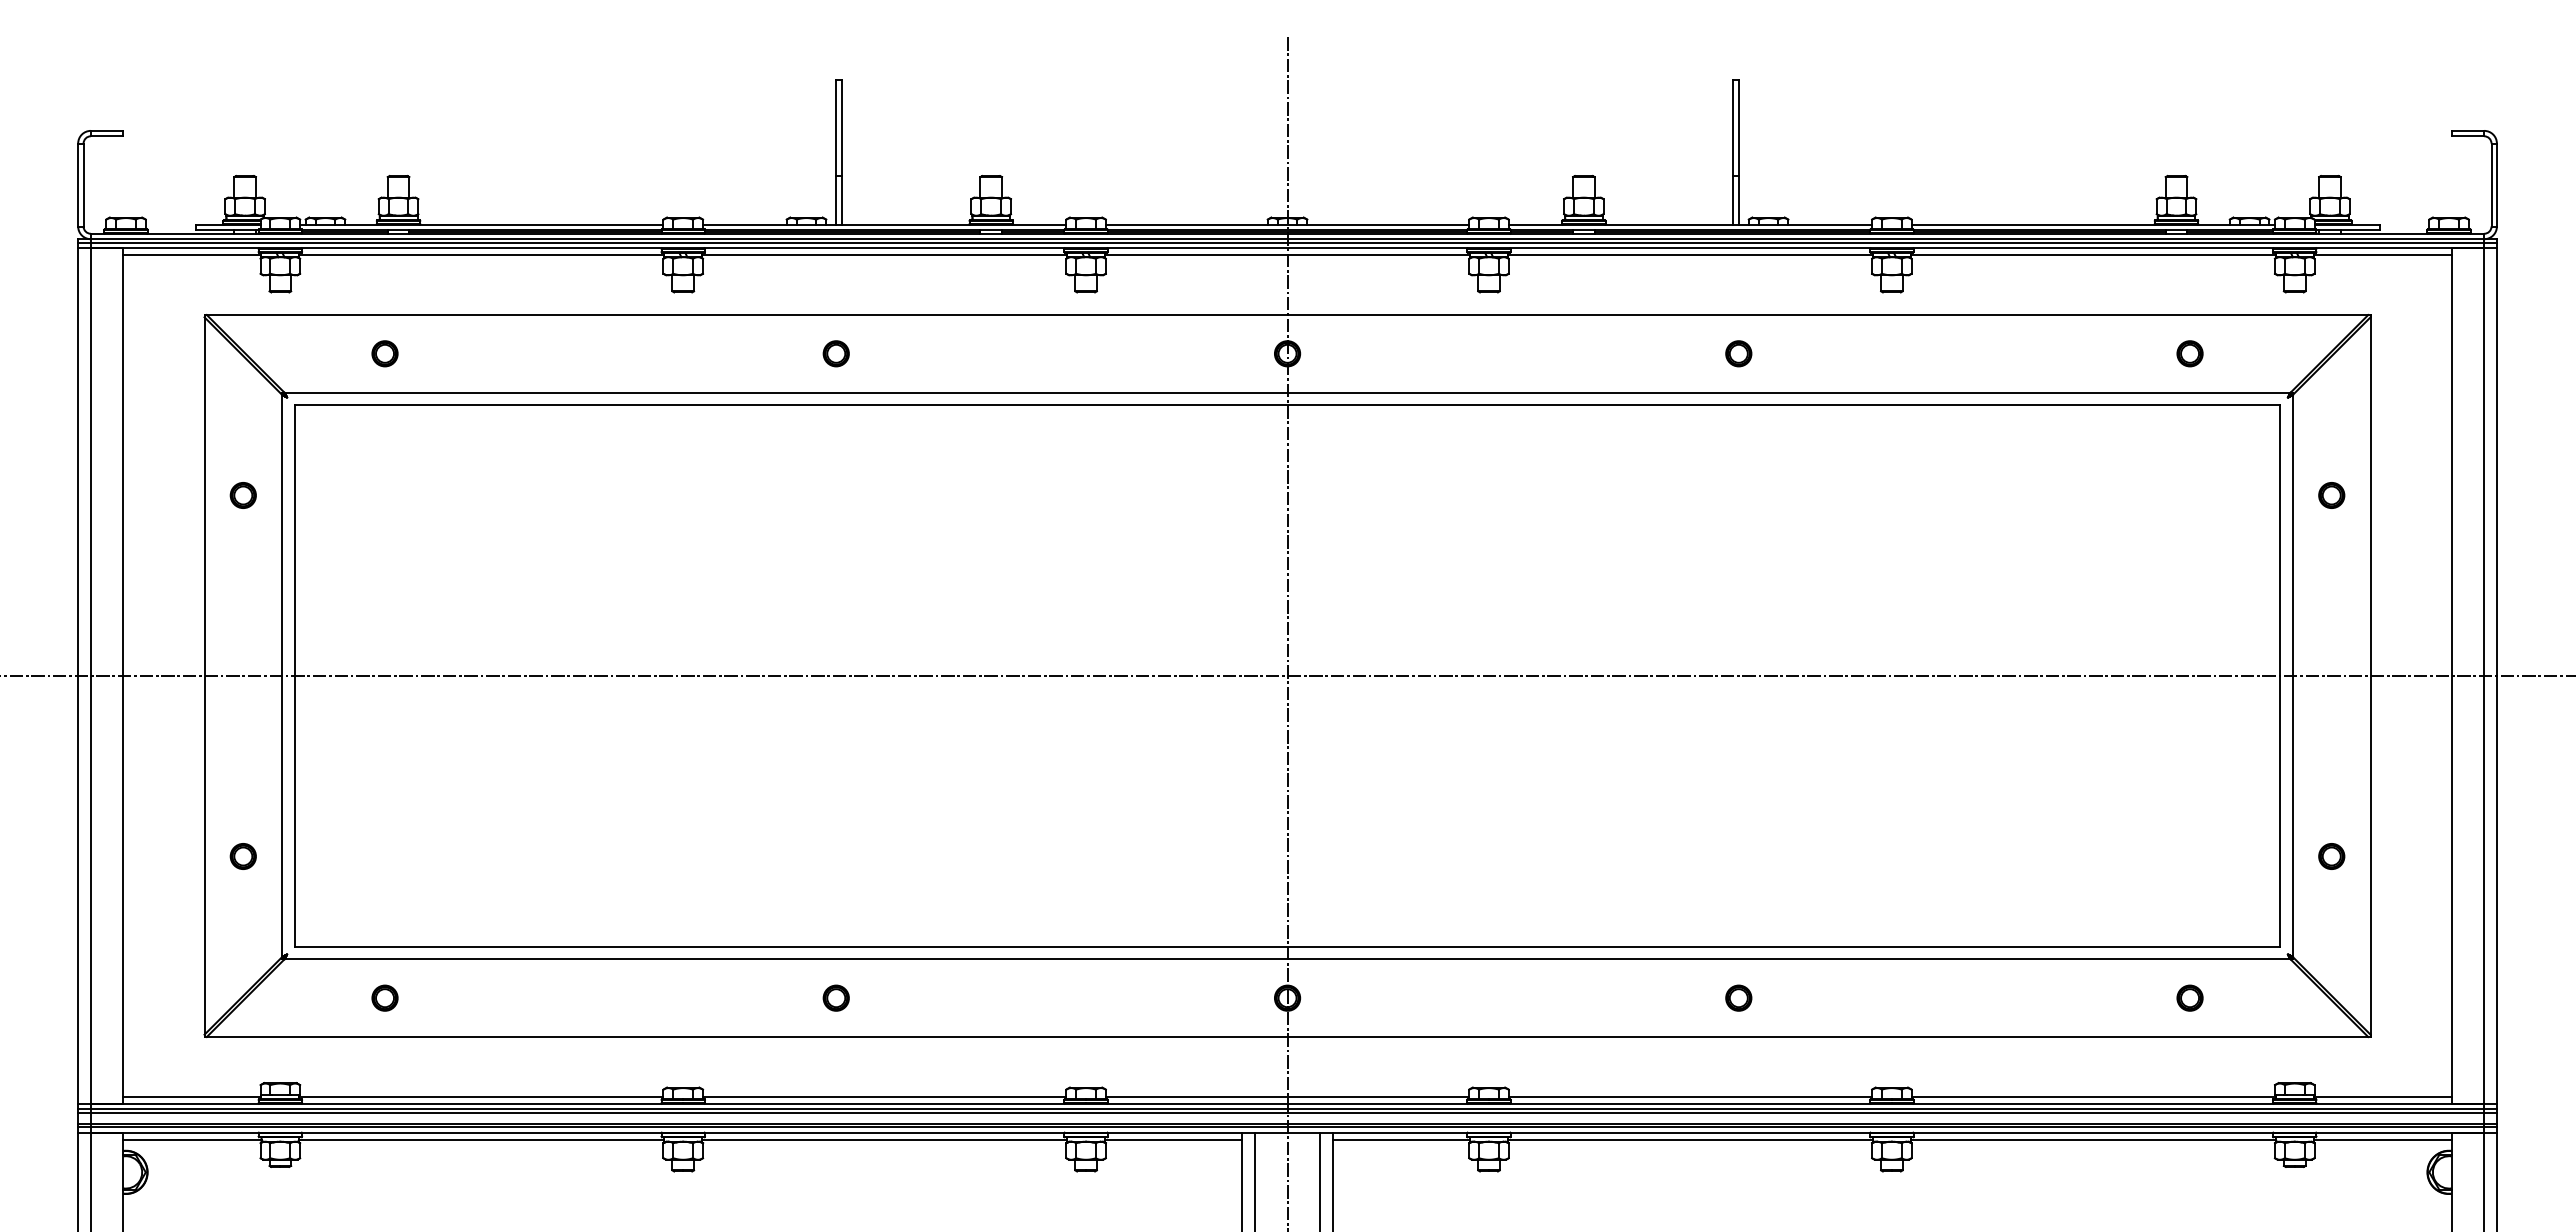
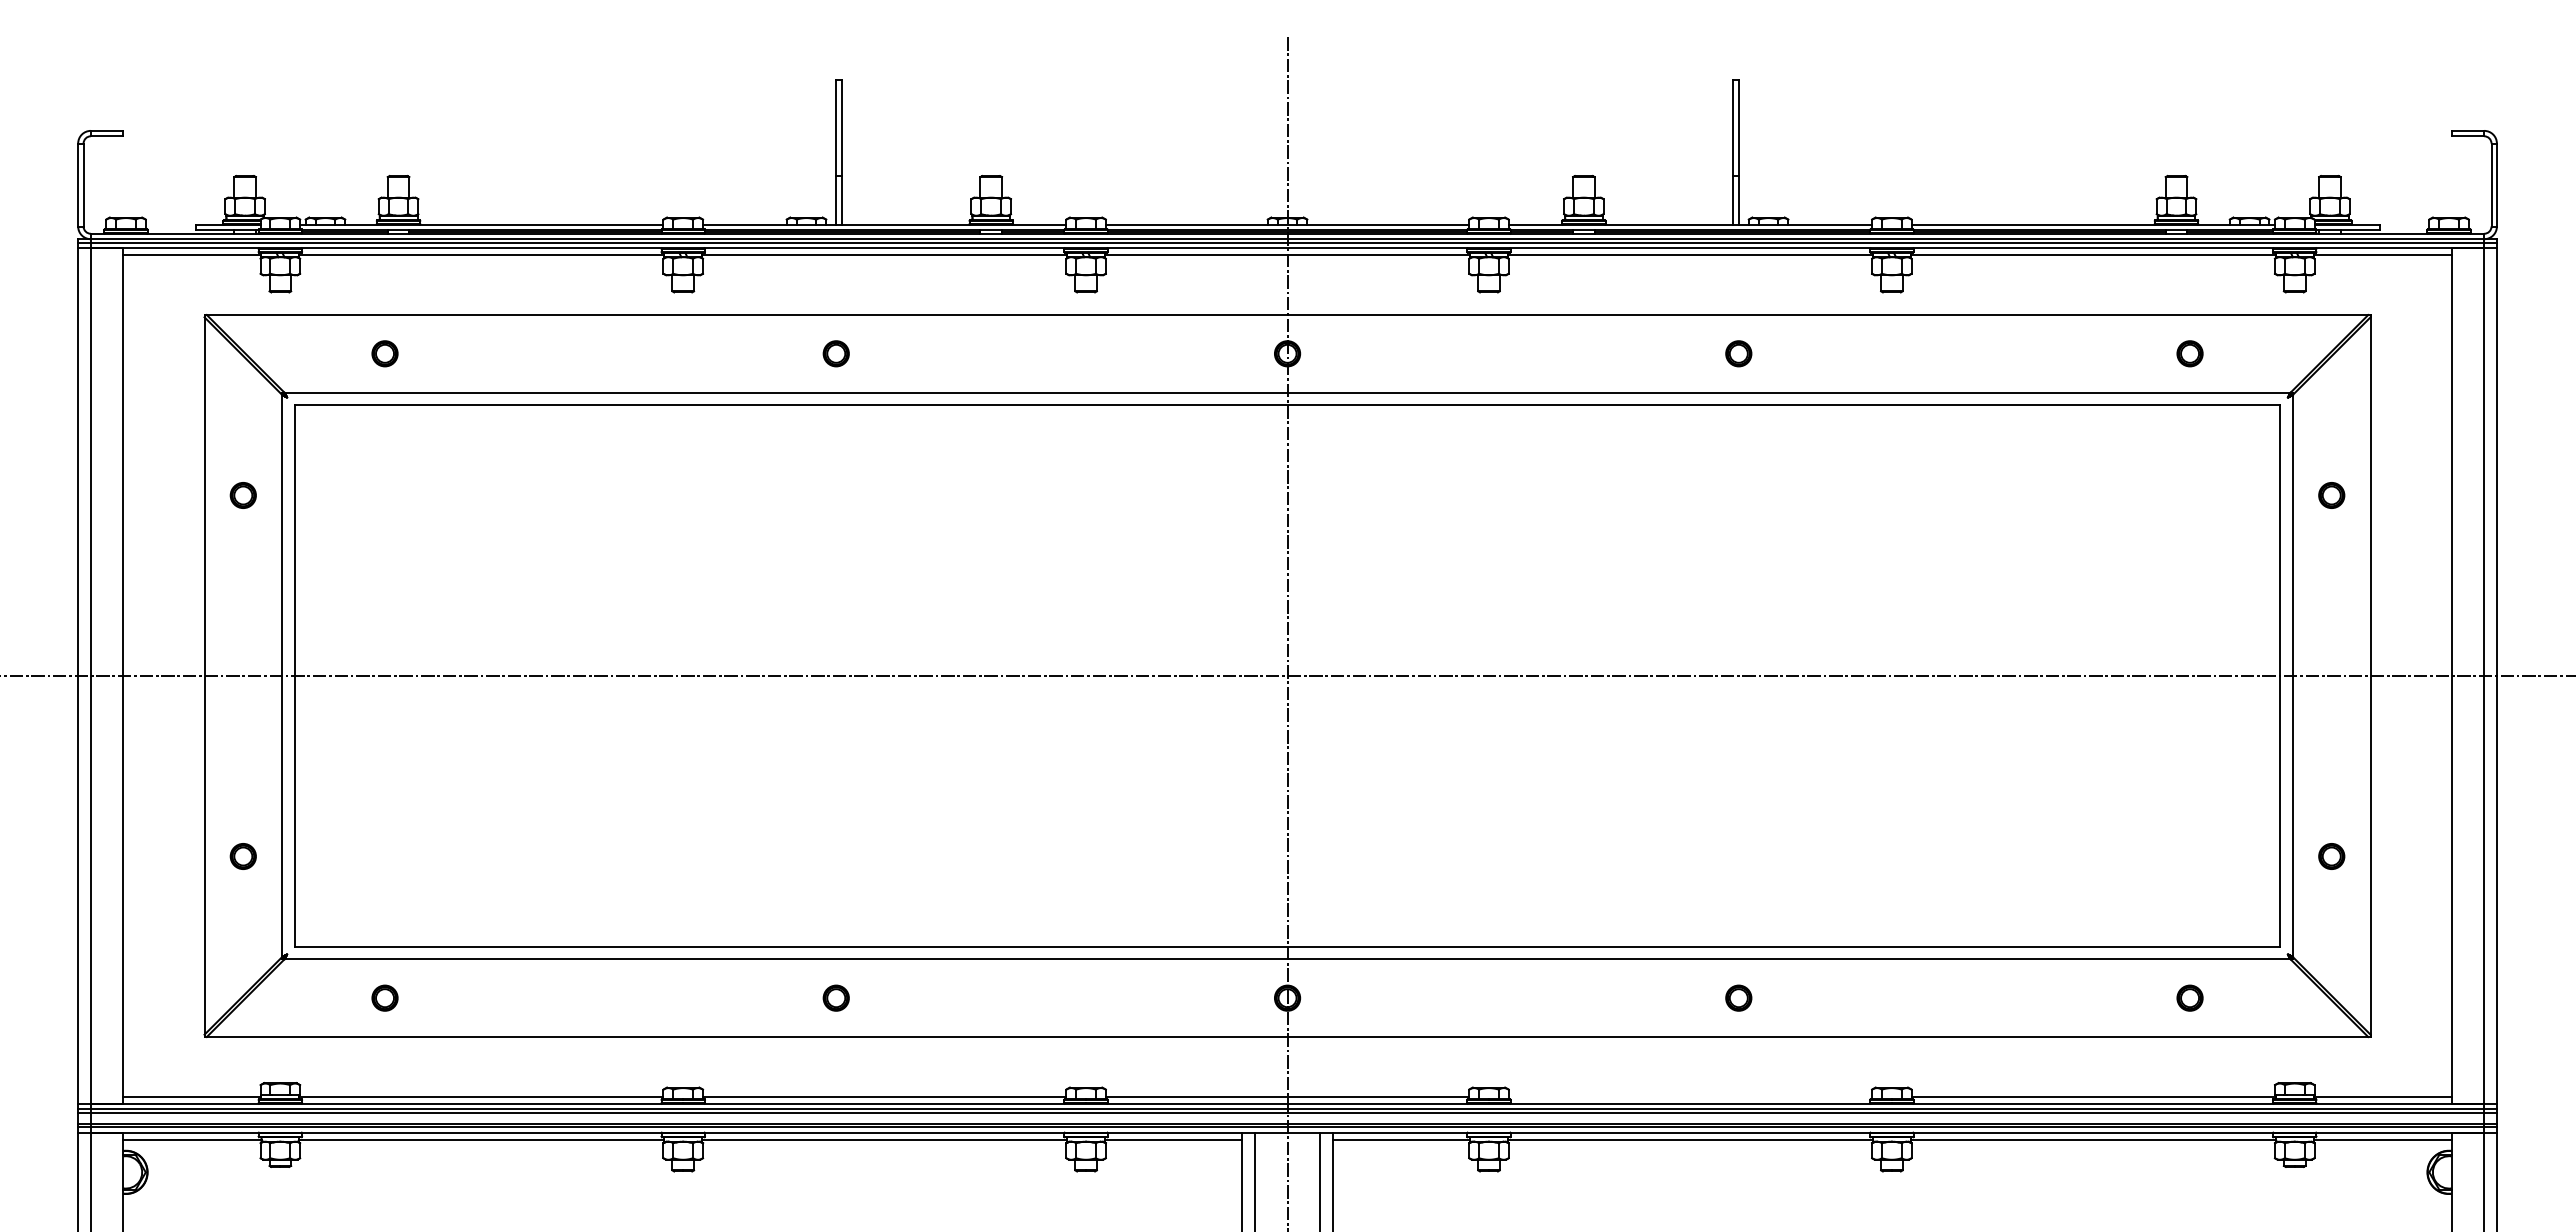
line: present -> none (1690, 1096)
